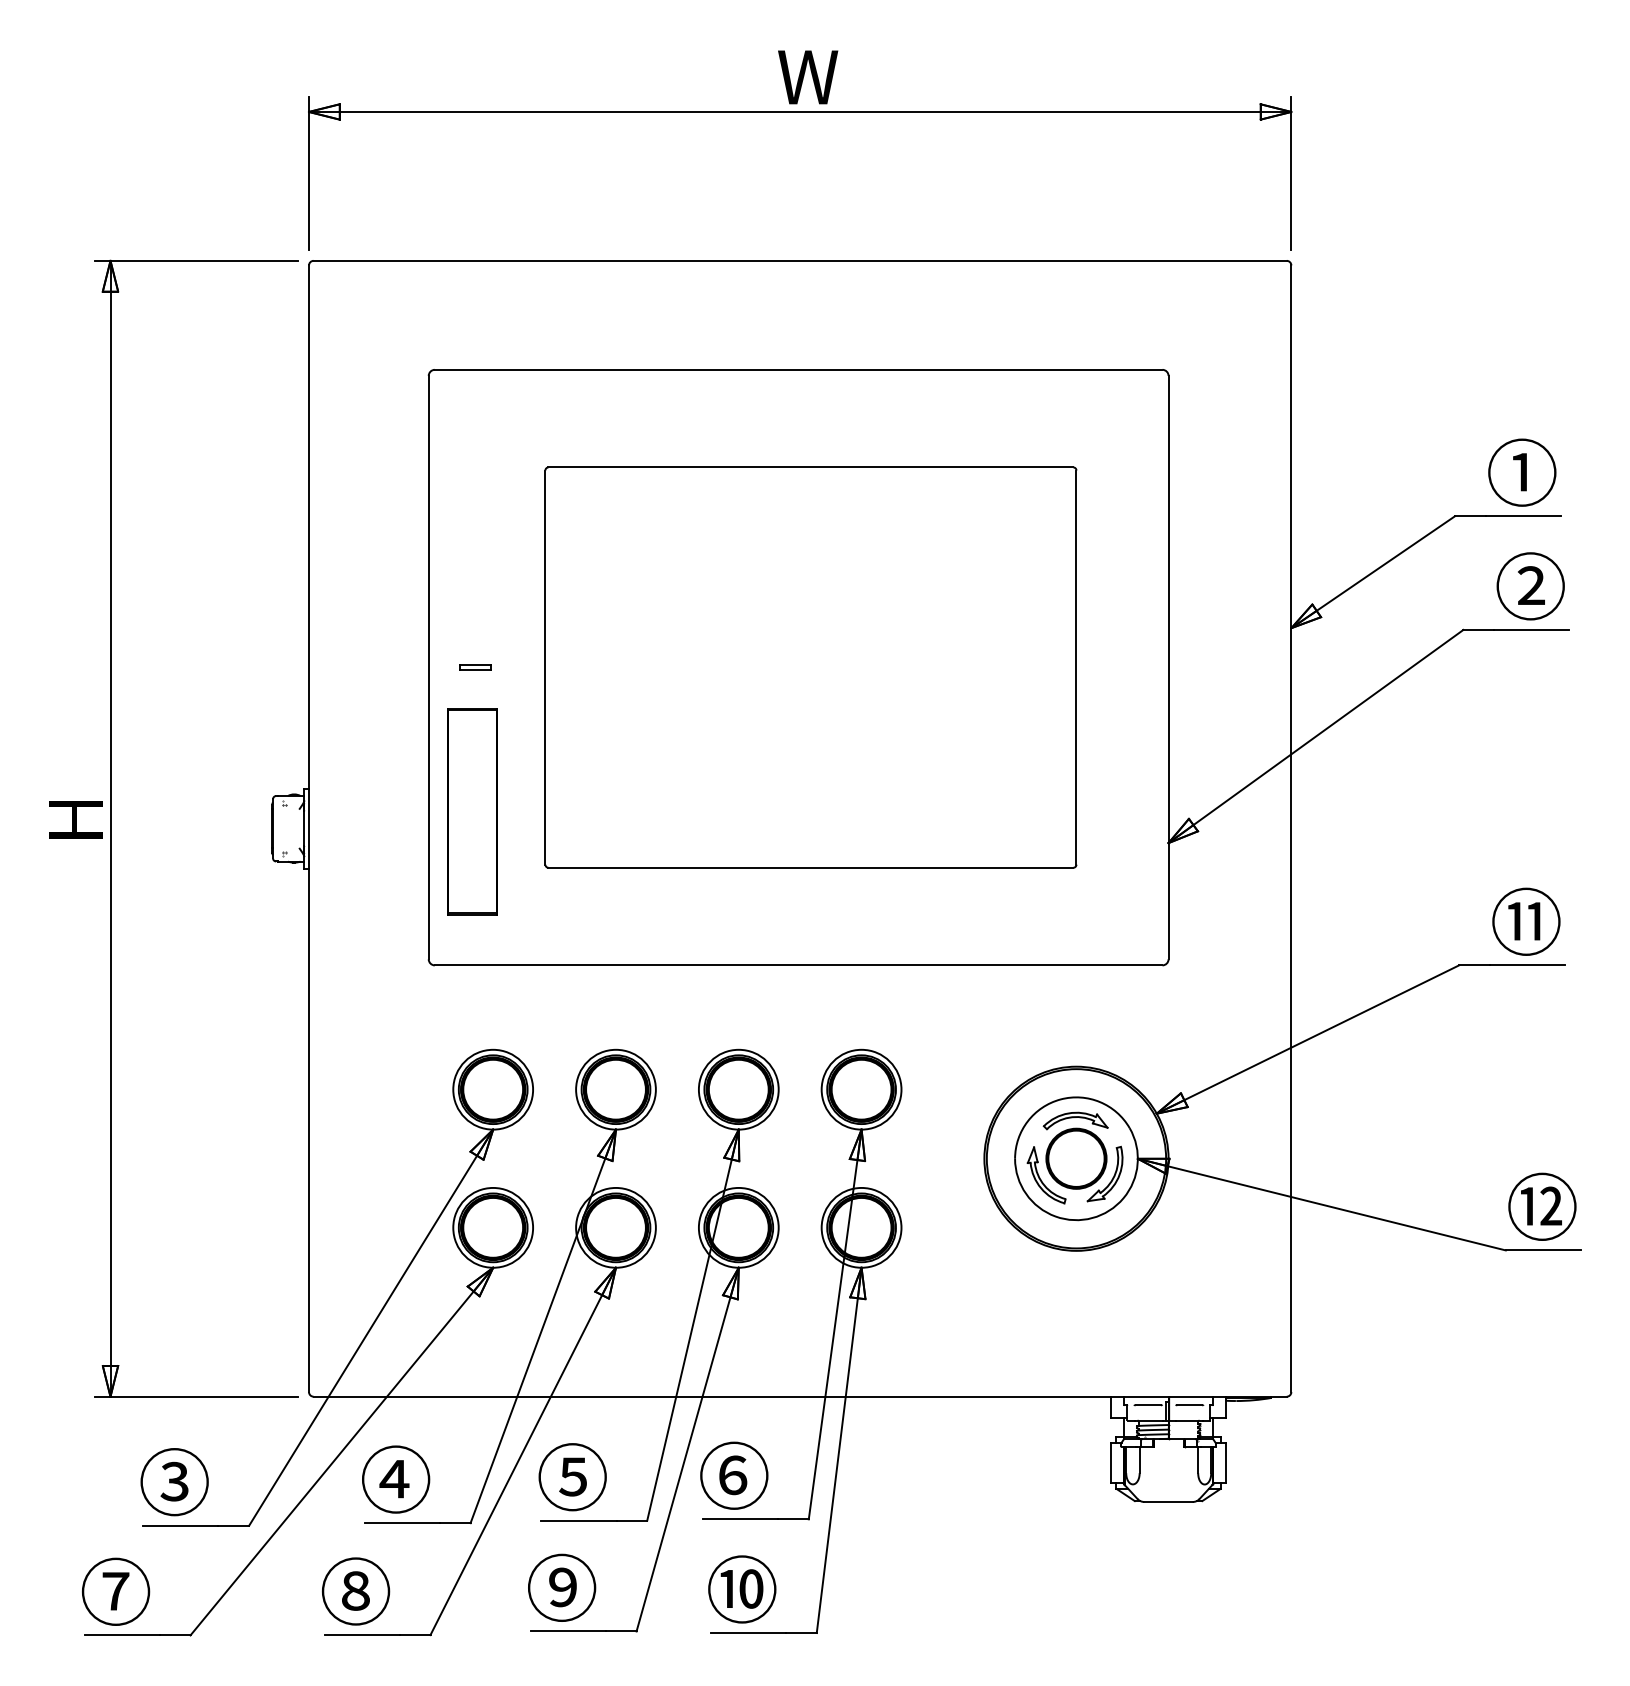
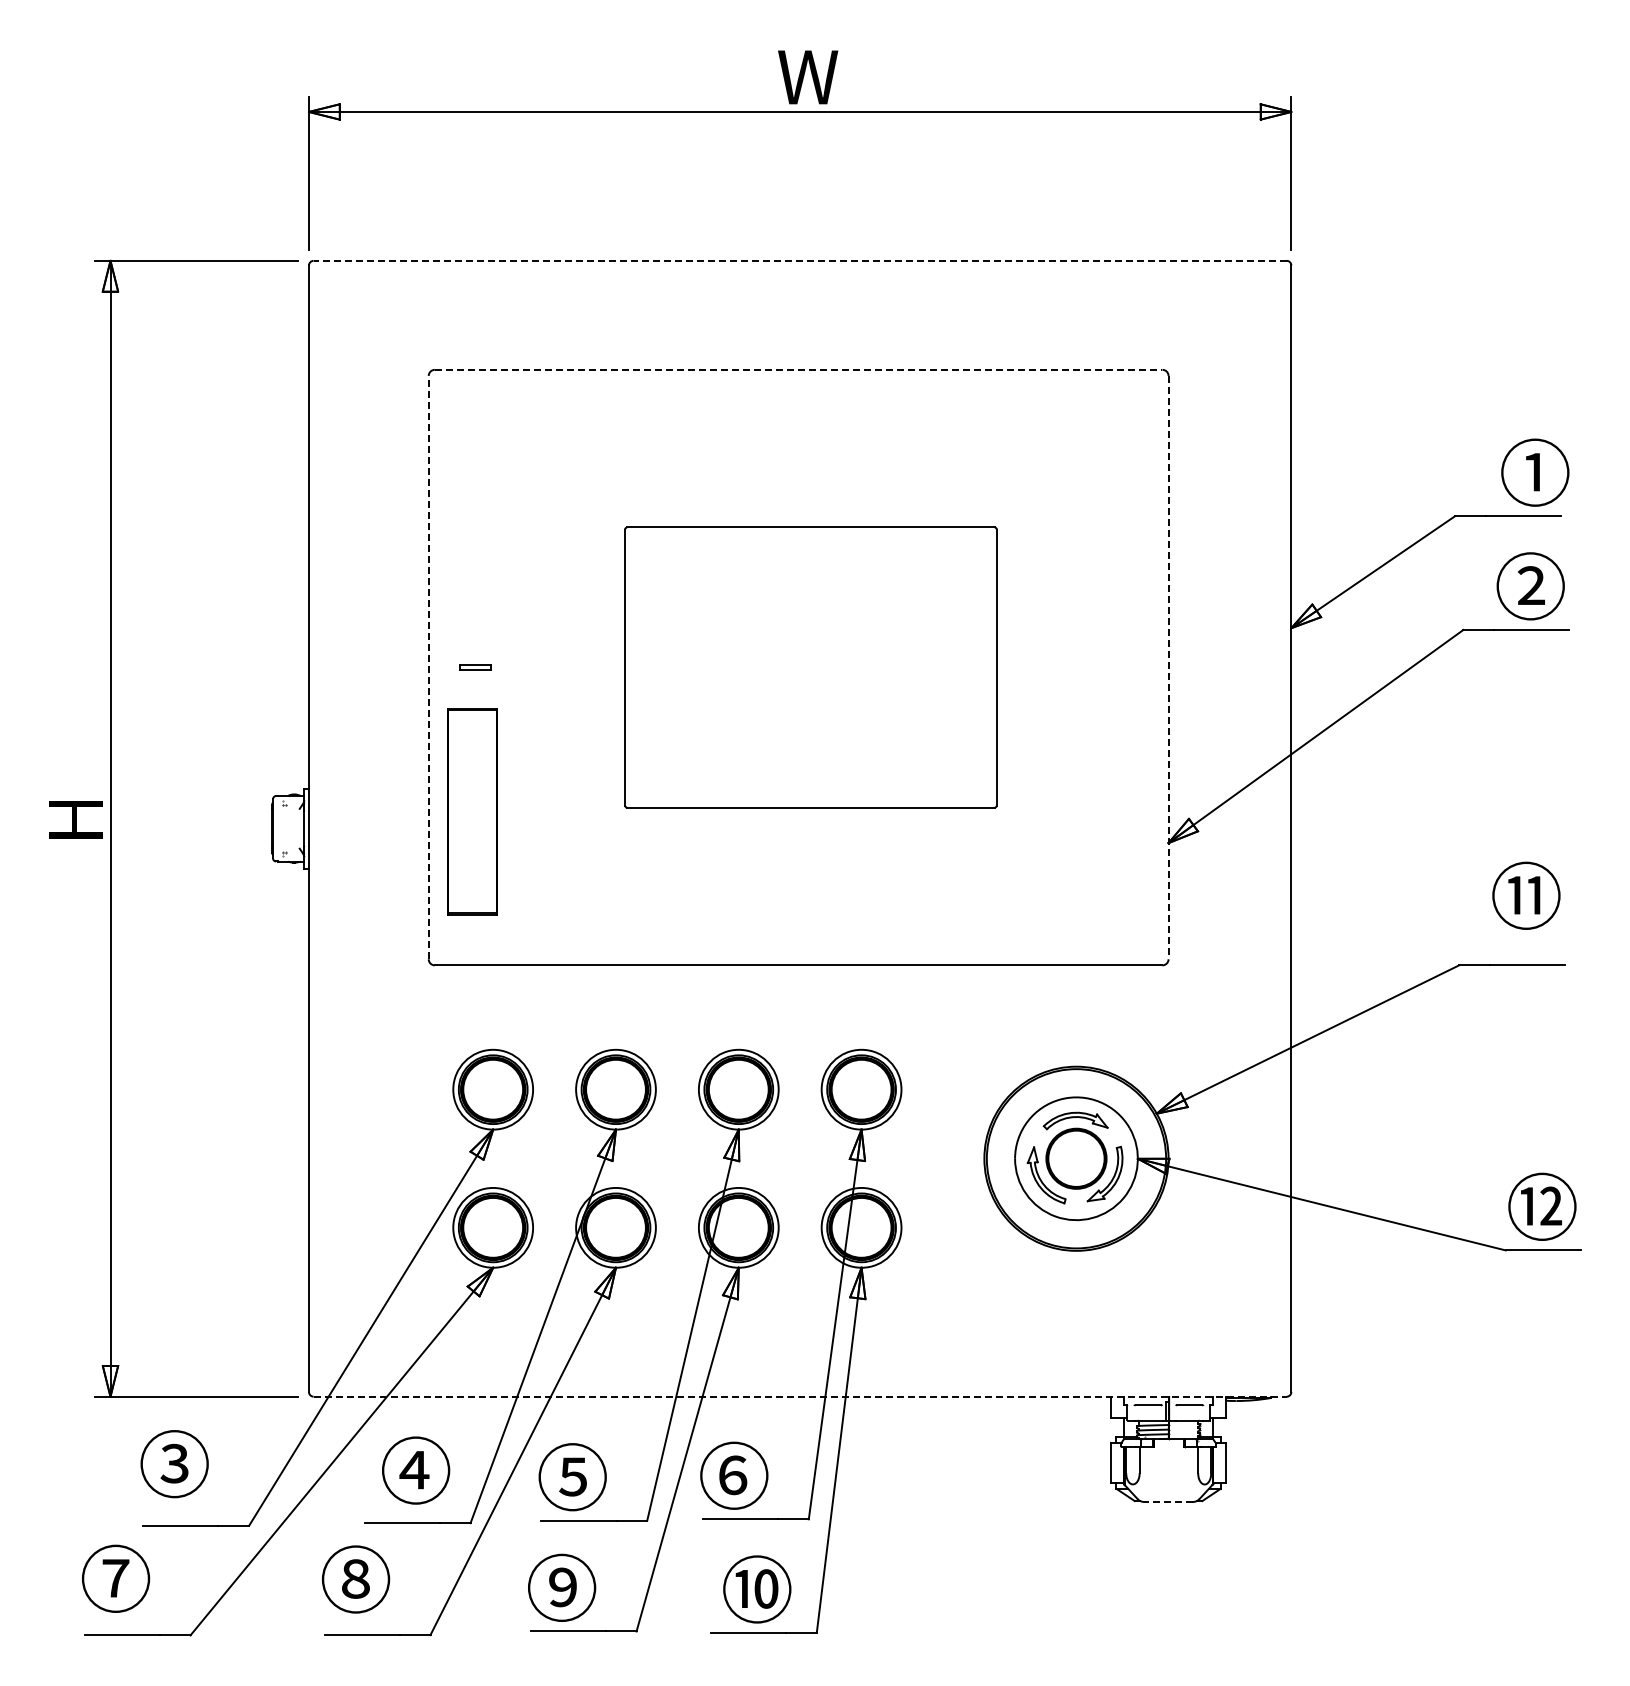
line: solid -> dashed (800, 260)
line: solid -> dashed (798, 369)
text position: (1522, 472) -> (1535, 472) (1535, 472)
line: solid -> dashed (428, 667)
part size: 534x403 px -> 374x283 px (810, 667)
line: solid -> dashed (1168, 667)
text position: (1526, 921) -> (1526, 895) (1526, 895)
line: solid -> dashed (800, 1396)
text position: (396, 1479) -> (416, 1470) (416, 1470)
text position: (174, 1482) -> (174, 1464) (174, 1464)
line: solid -> dashed (1168, 1502)
text position: (742, 1589) -> (757, 1589) (757, 1589)
text position: (116, 1591) -> (116, 1578) (116, 1578)
text position: (355, 1591) -> (355, 1579) (355, 1579)
